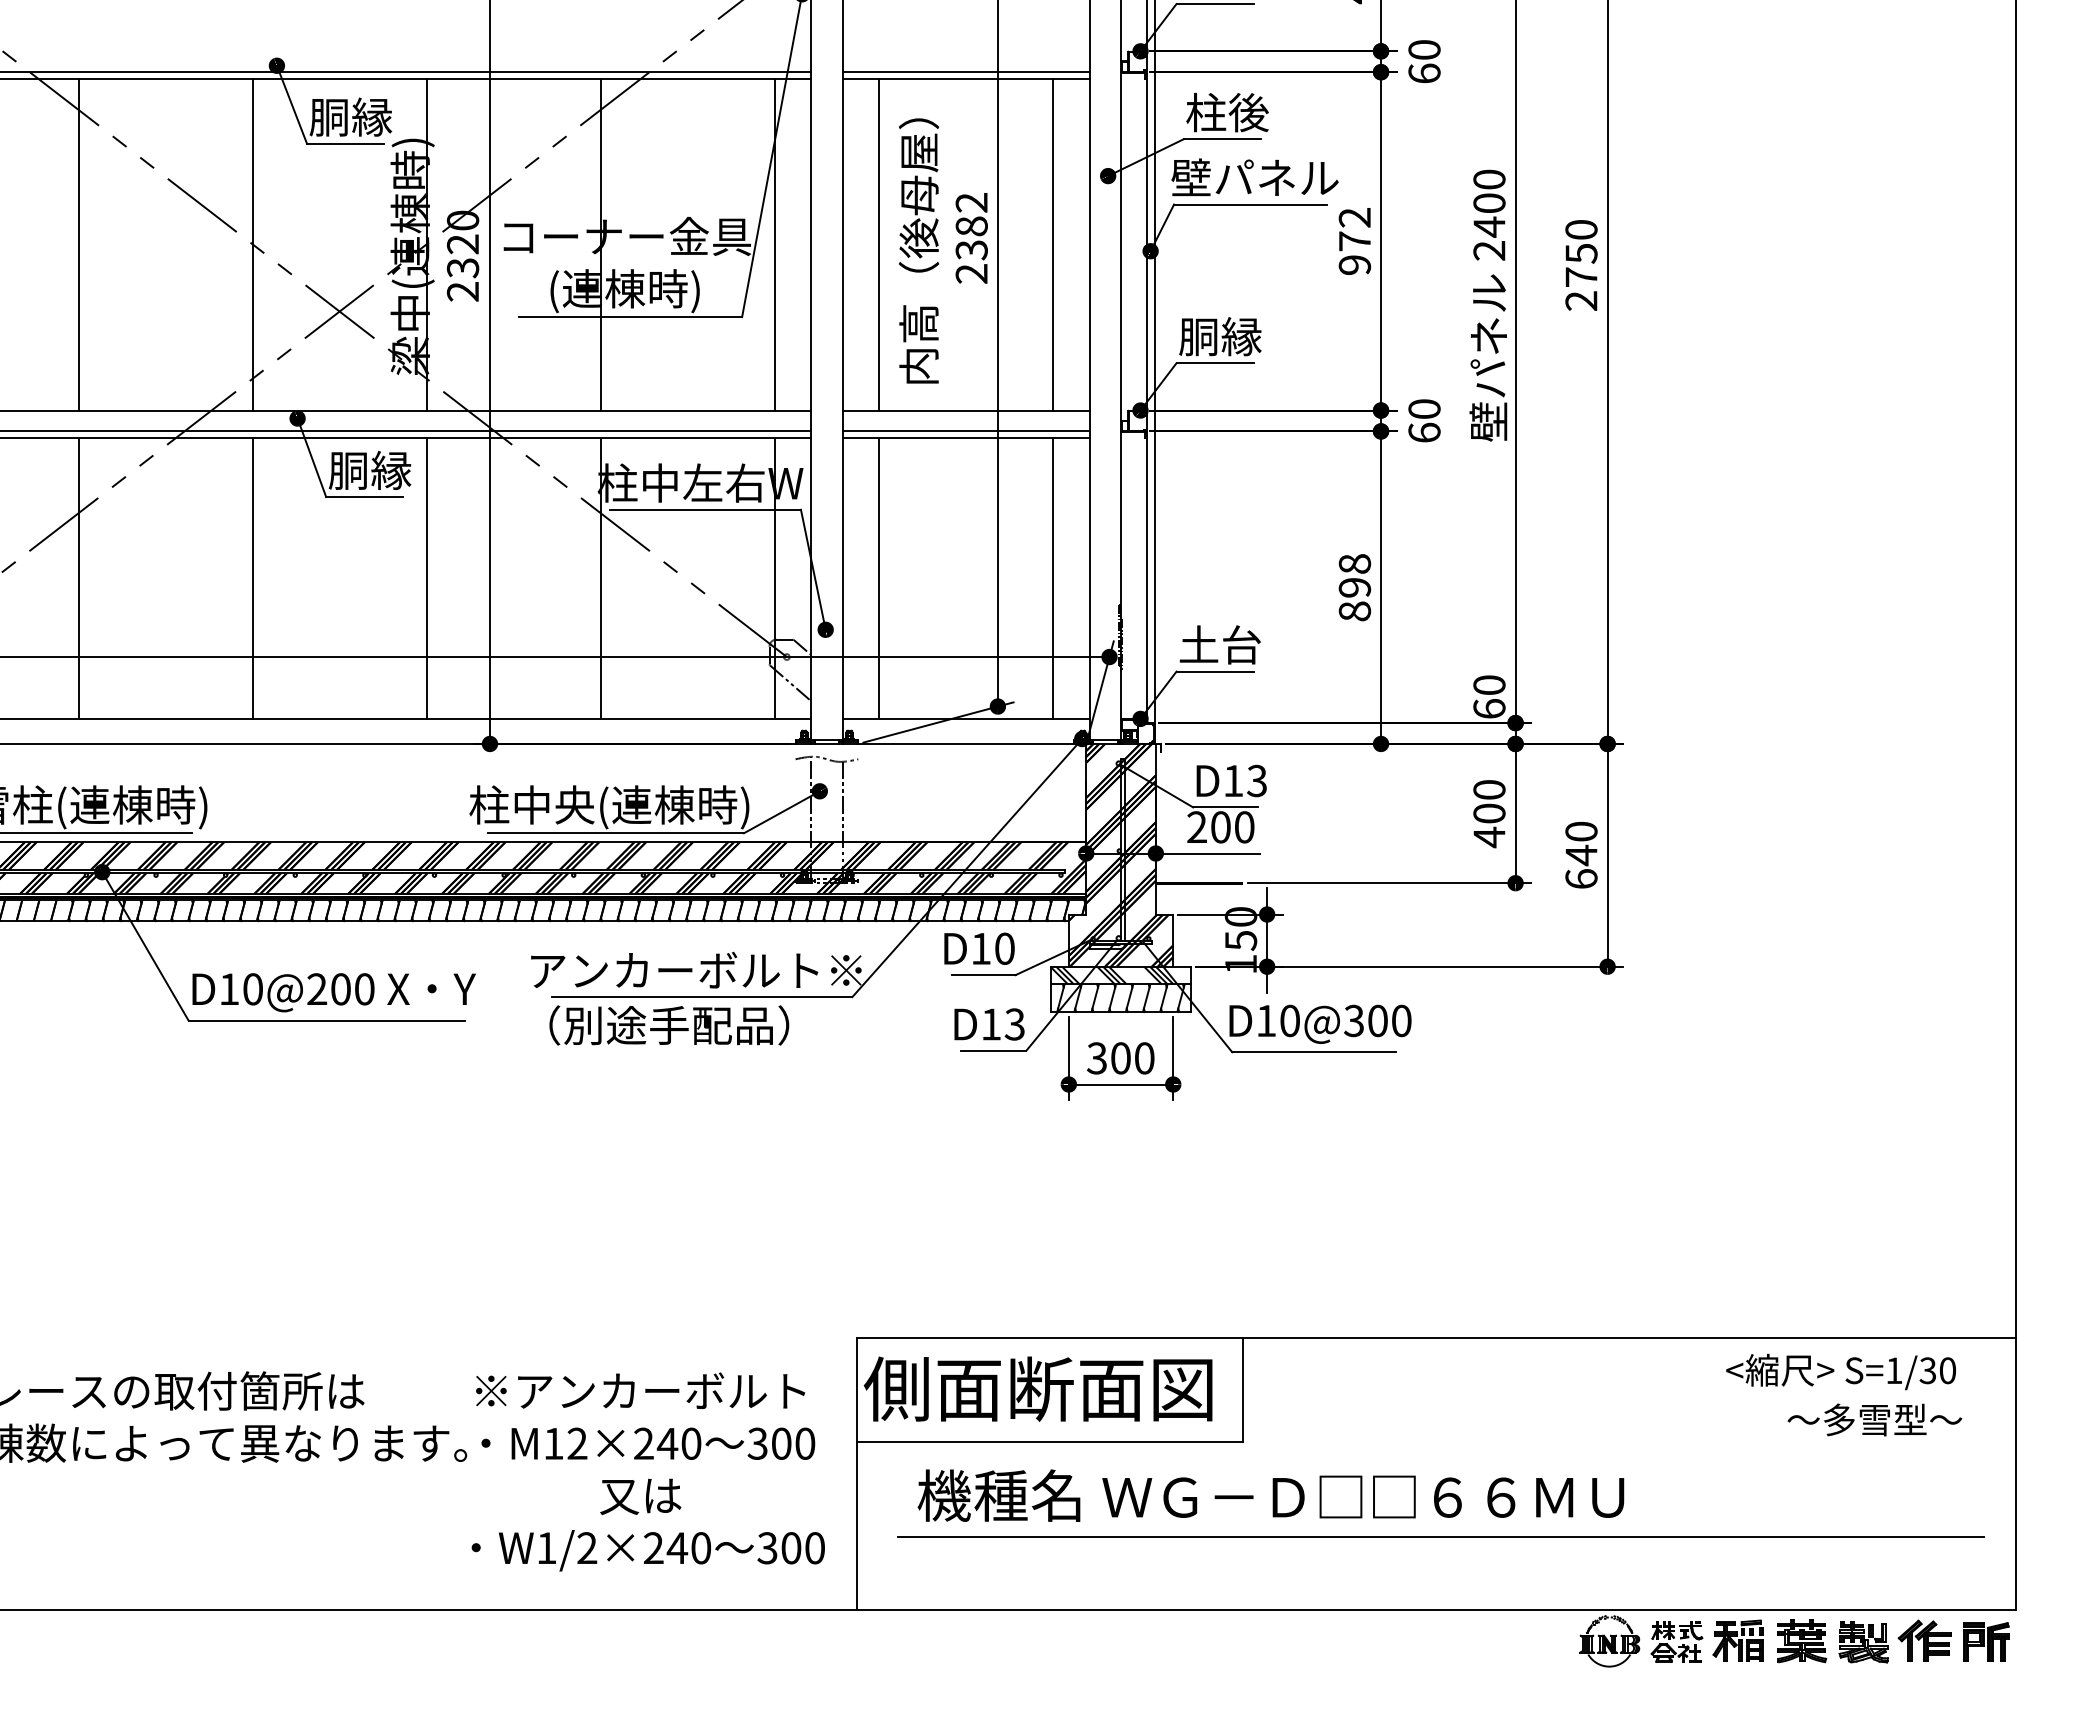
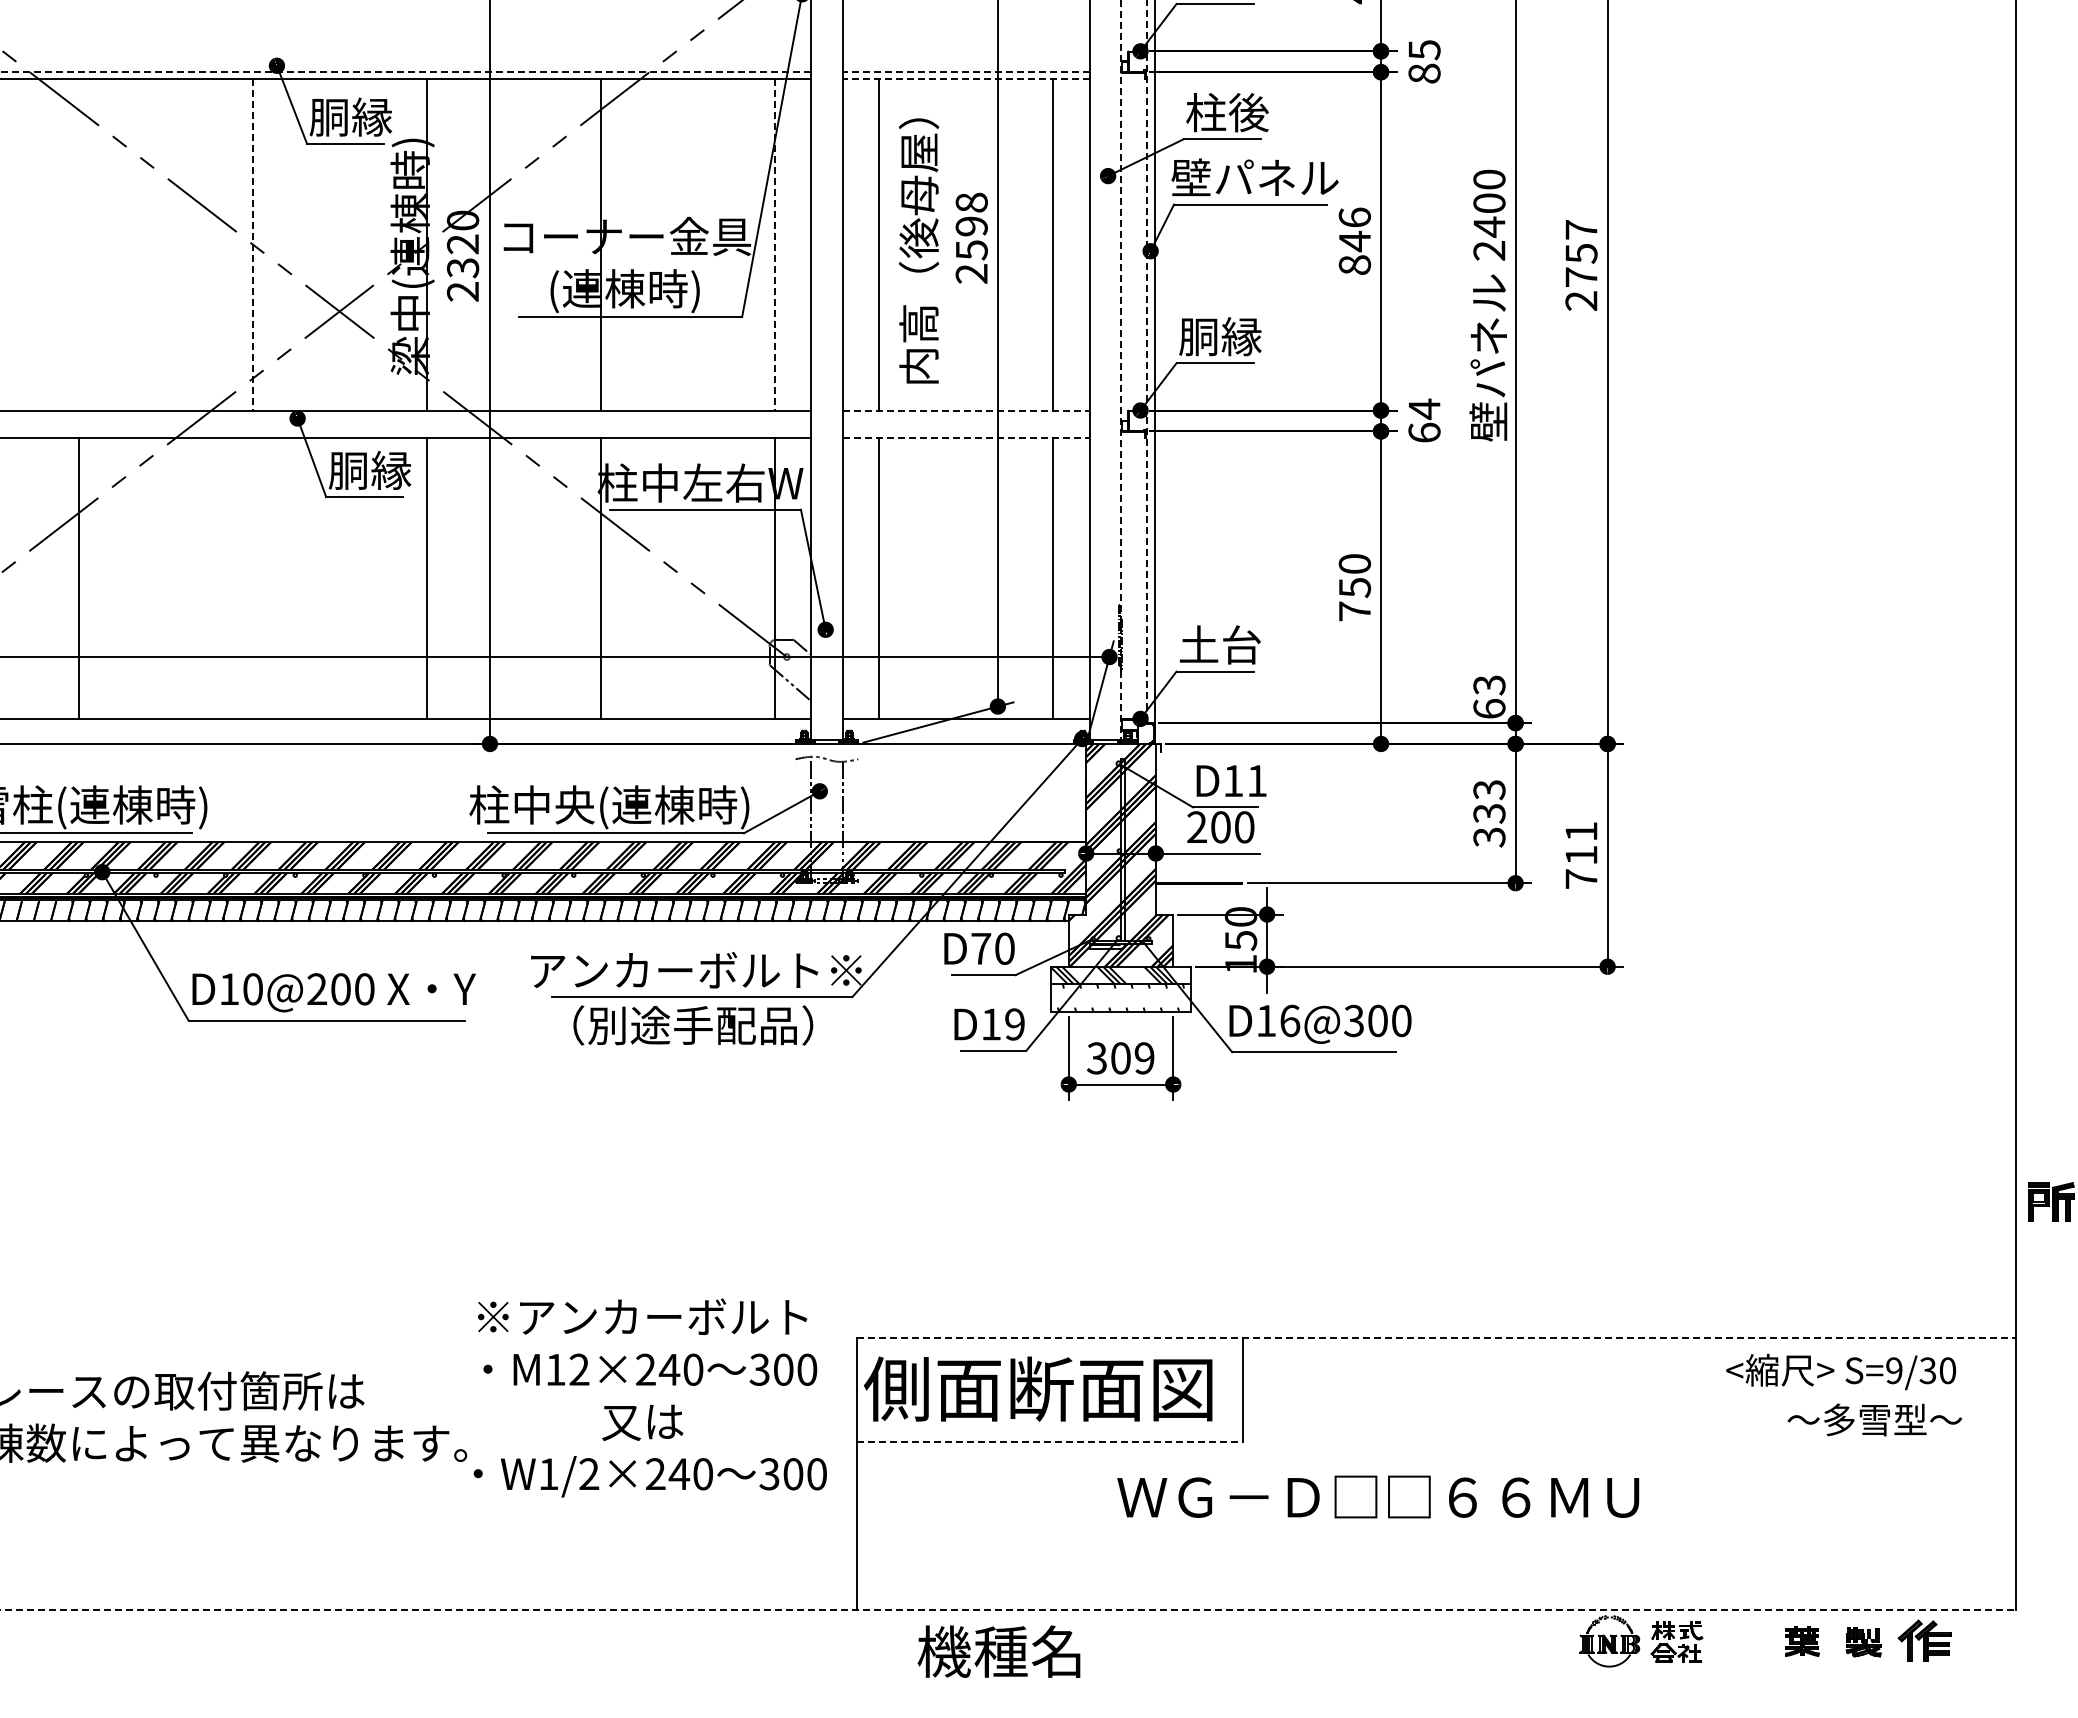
text: 60 -> 85 (1424, 61)
line: solid -> dashed (405, 72)
line: solid -> dashed (966, 72)
line: solid -> dashed (966, 79)
text: 2382 -> 2598 (971, 226)
text: 2750 -> 2757 (1581, 229)
text: 972 -> 846 (1354, 240)
line: present -> none (78, 244)
line: solid -> dashed (252, 244)
line: solid -> dashed (774, 244)
line: solid -> dashed (1146, 360)
line: solid -> dashed (1121, 371)
text: 60 -> 64 (1424, 409)
line: solid -> dashed (966, 410)
line: present -> none (406, 431)
line: present -> none (965, 431)
line: solid -> dashed (966, 438)
line: present -> none (252, 578)
text: 898 -> 750 (1354, 587)
text: 60 -> 63 (1489, 685)
text: D13 -> D11 (1256, 780)
text: 400 -> 333 (1489, 814)
text: 640 -> 711 (1581, 854)
text: D10 -> D70 (981, 948)
hatch: present -> none (1120, 997)
text: D10@300 -> D16@300 (1290, 1020)
text: D13 -> D19 (1014, 1024)
text position: (669, 1025) -> (693, 1025) (693, 1025)
text: 300 -> 309 (1144, 1058)
line: solid -> dashed (1436, 1338)
text: S=1/30 -> S=9/30 (1894, 1370)
line: solid -> dashed (1050, 1442)
text position: (647, 1471) -> (649, 1397) (649, 1397)
text position: (998, 1495) -> (998, 1651) (998, 1651)
text position: (1363, 1496) -> (1378, 1496) (1378, 1496)
line: present -> none (1441, 1537)
line: solid -> dashed (1008, 1609)
part: present -> none (1737, 1640)
part size: 51x45 px -> 35x31 px (1802, 1641)
part position: (1986, 1641) -> (2051, 1201) (2051, 1201)
part size: 51x43 px -> 37x31 px (1863, 1642)
